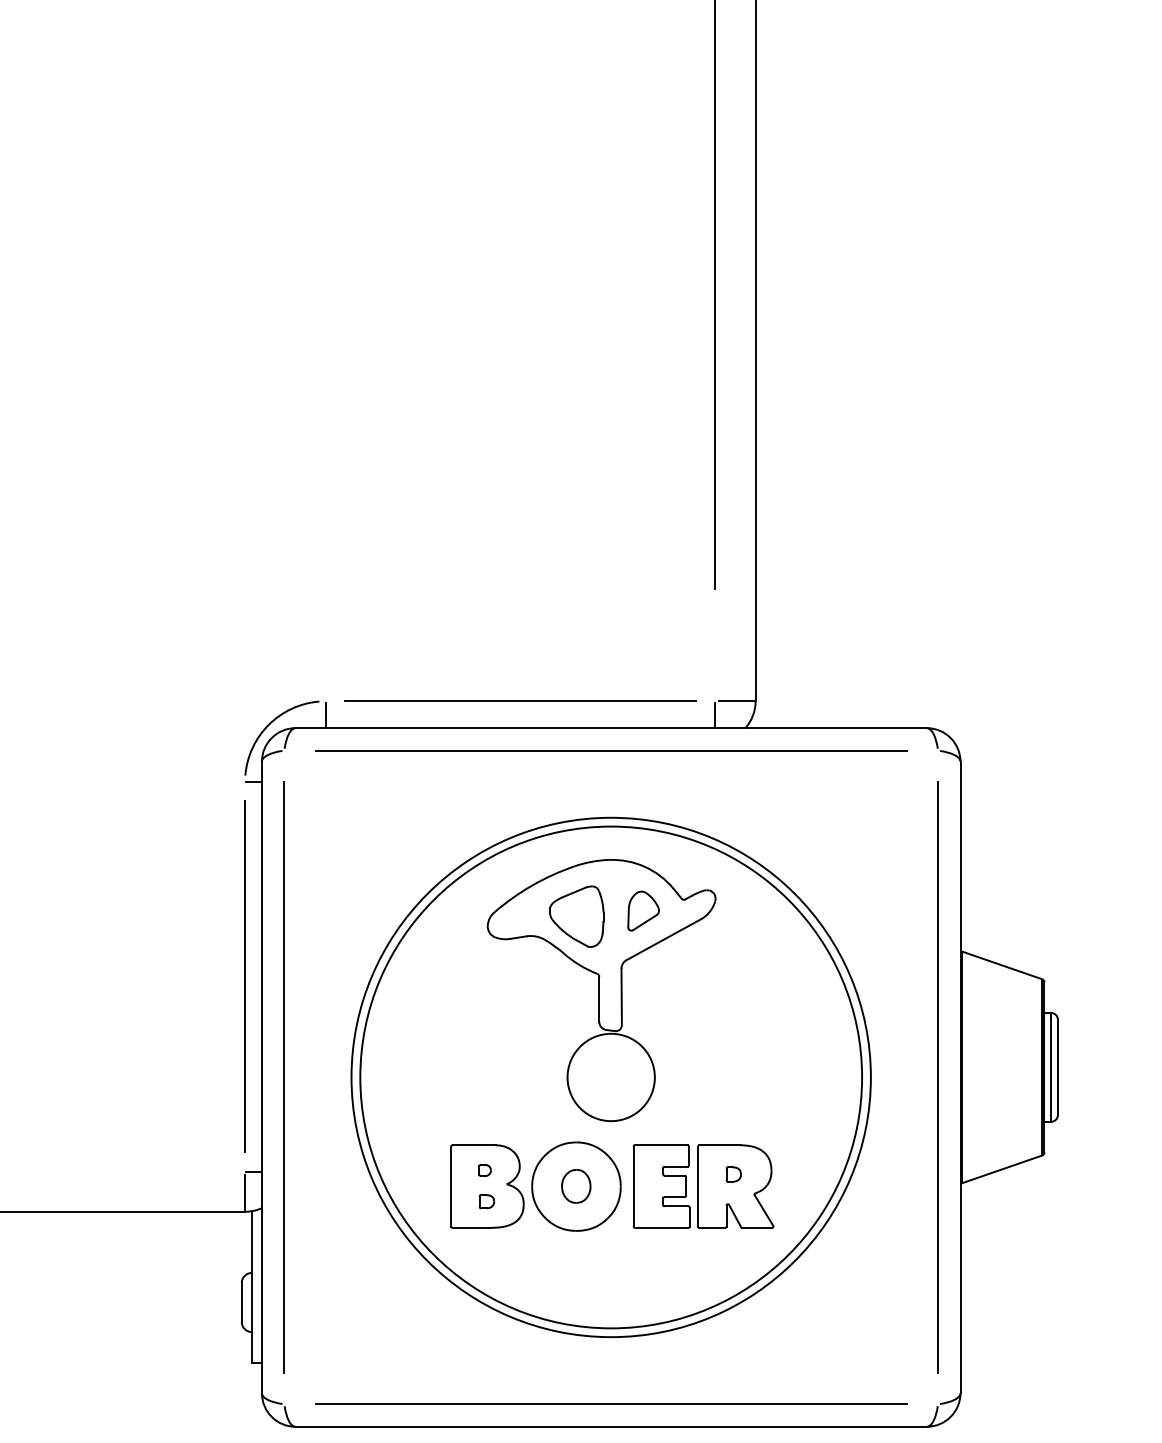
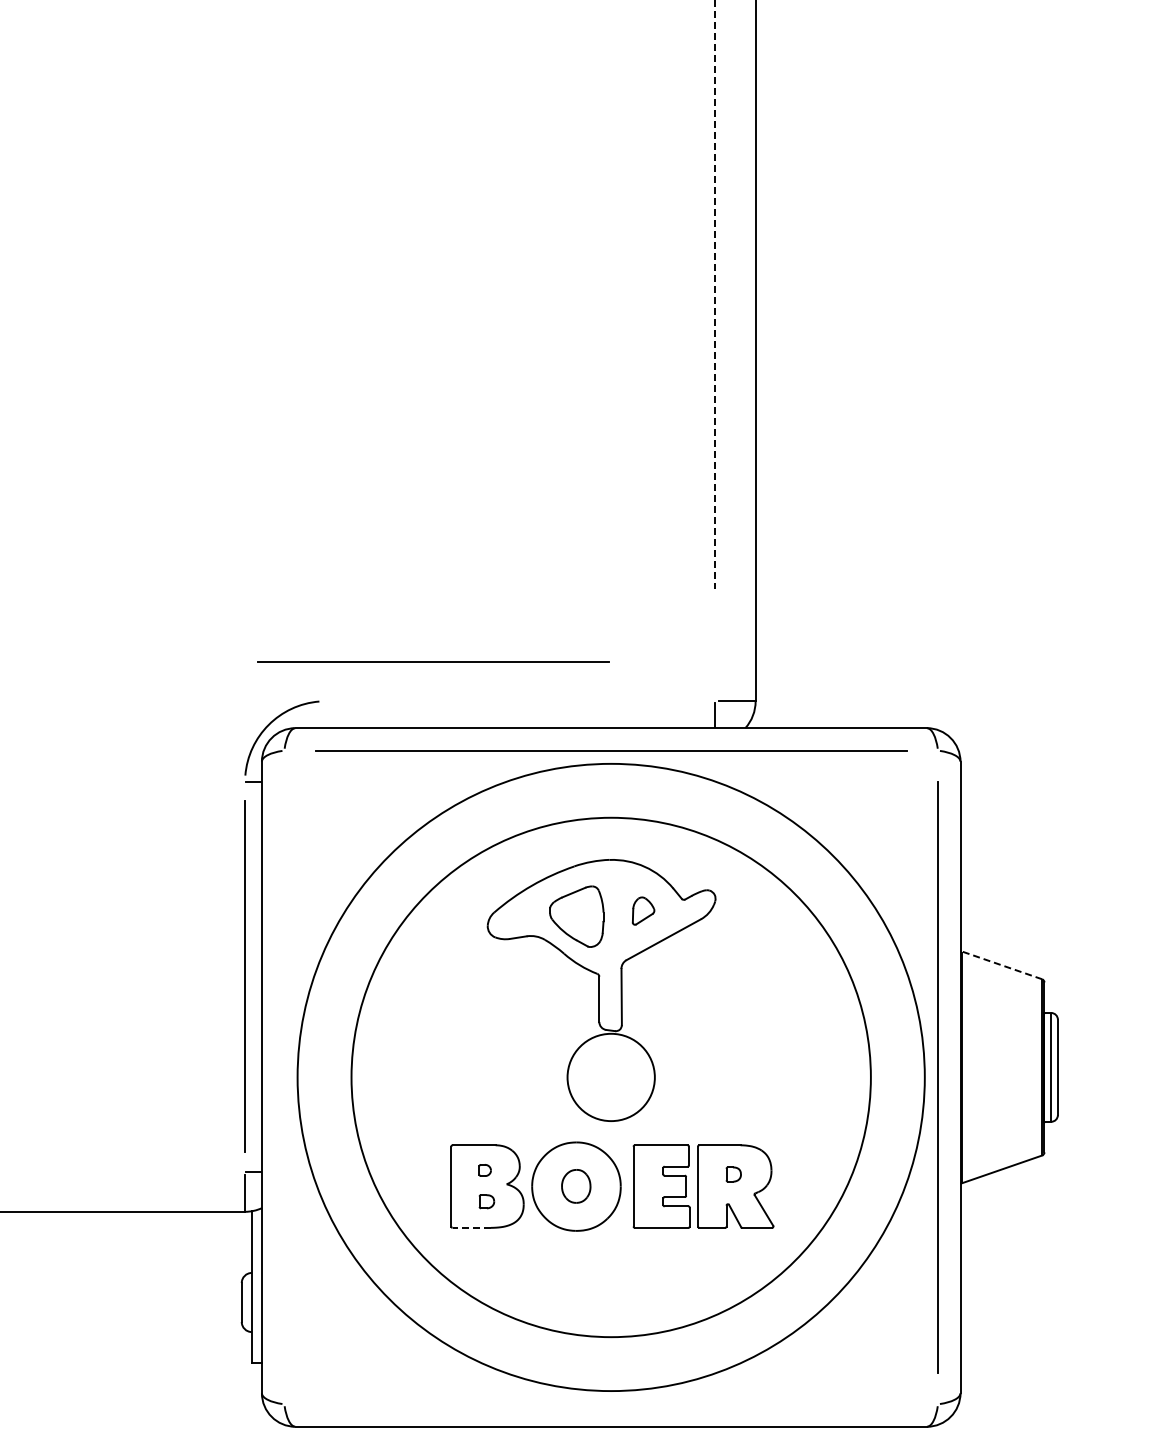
line: solid -> dashed (715, 295)
line position: (520, 700) -> (433, 661) (433, 661)
line: present -> none (325, 714)
part size: 33x42 px -> 25x30 px (643, 910)
line: solid -> dashed (1001, 965)
line: present -> none (284, 1077)
circle diameter: 502 px -> 627 px (610, 1077)
line: solid -> dashed (471, 1227)
line: present -> none (610, 1404)
